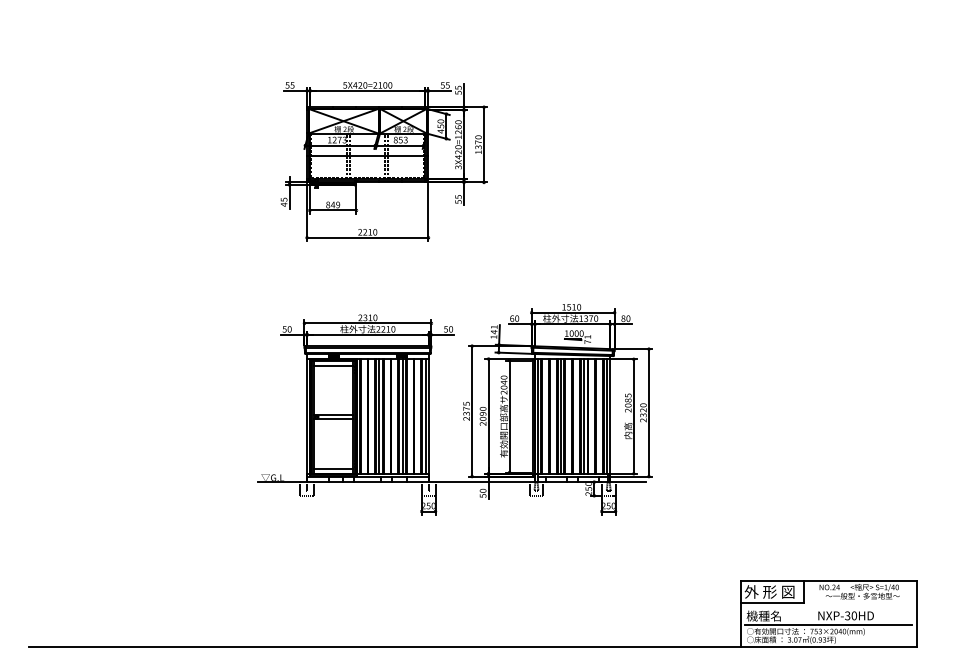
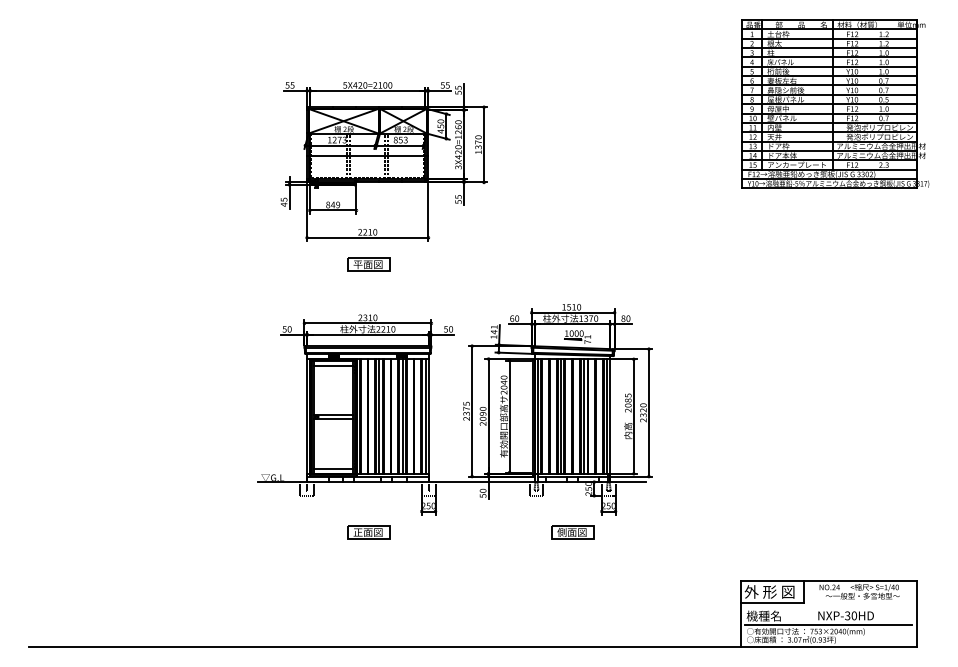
part: none -> present (835, 103)
part: none -> present (368, 264)
part: none -> present (368, 532)
part: none -> present (572, 532)
